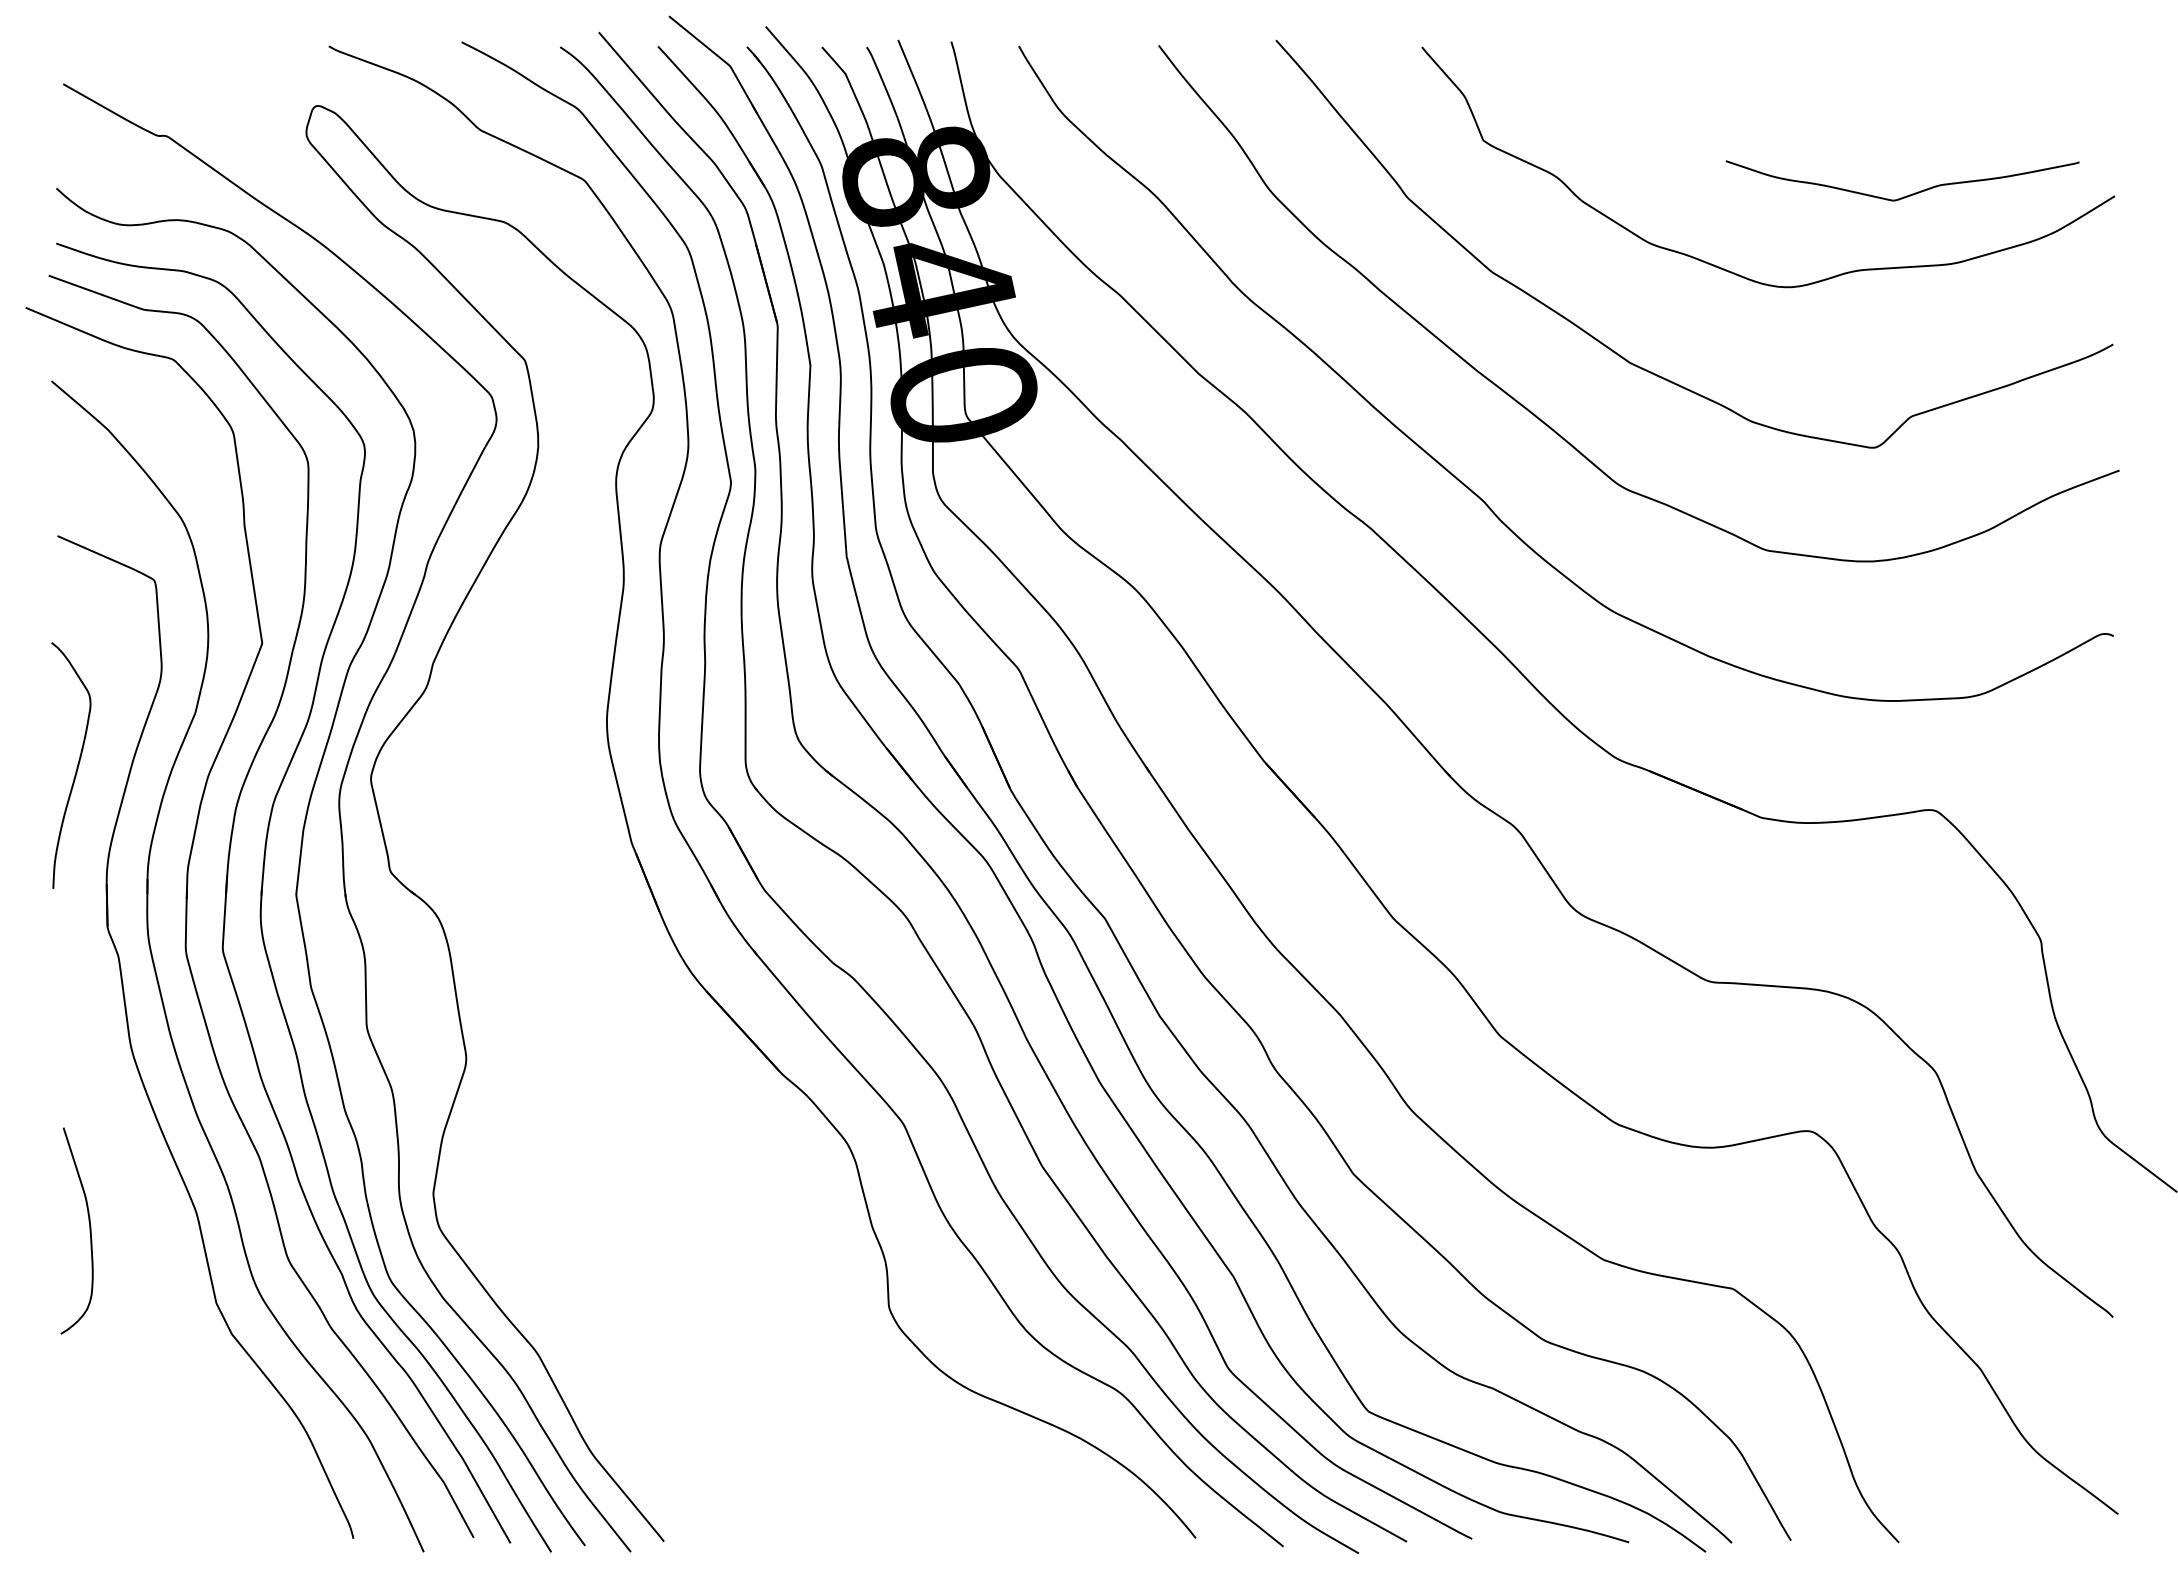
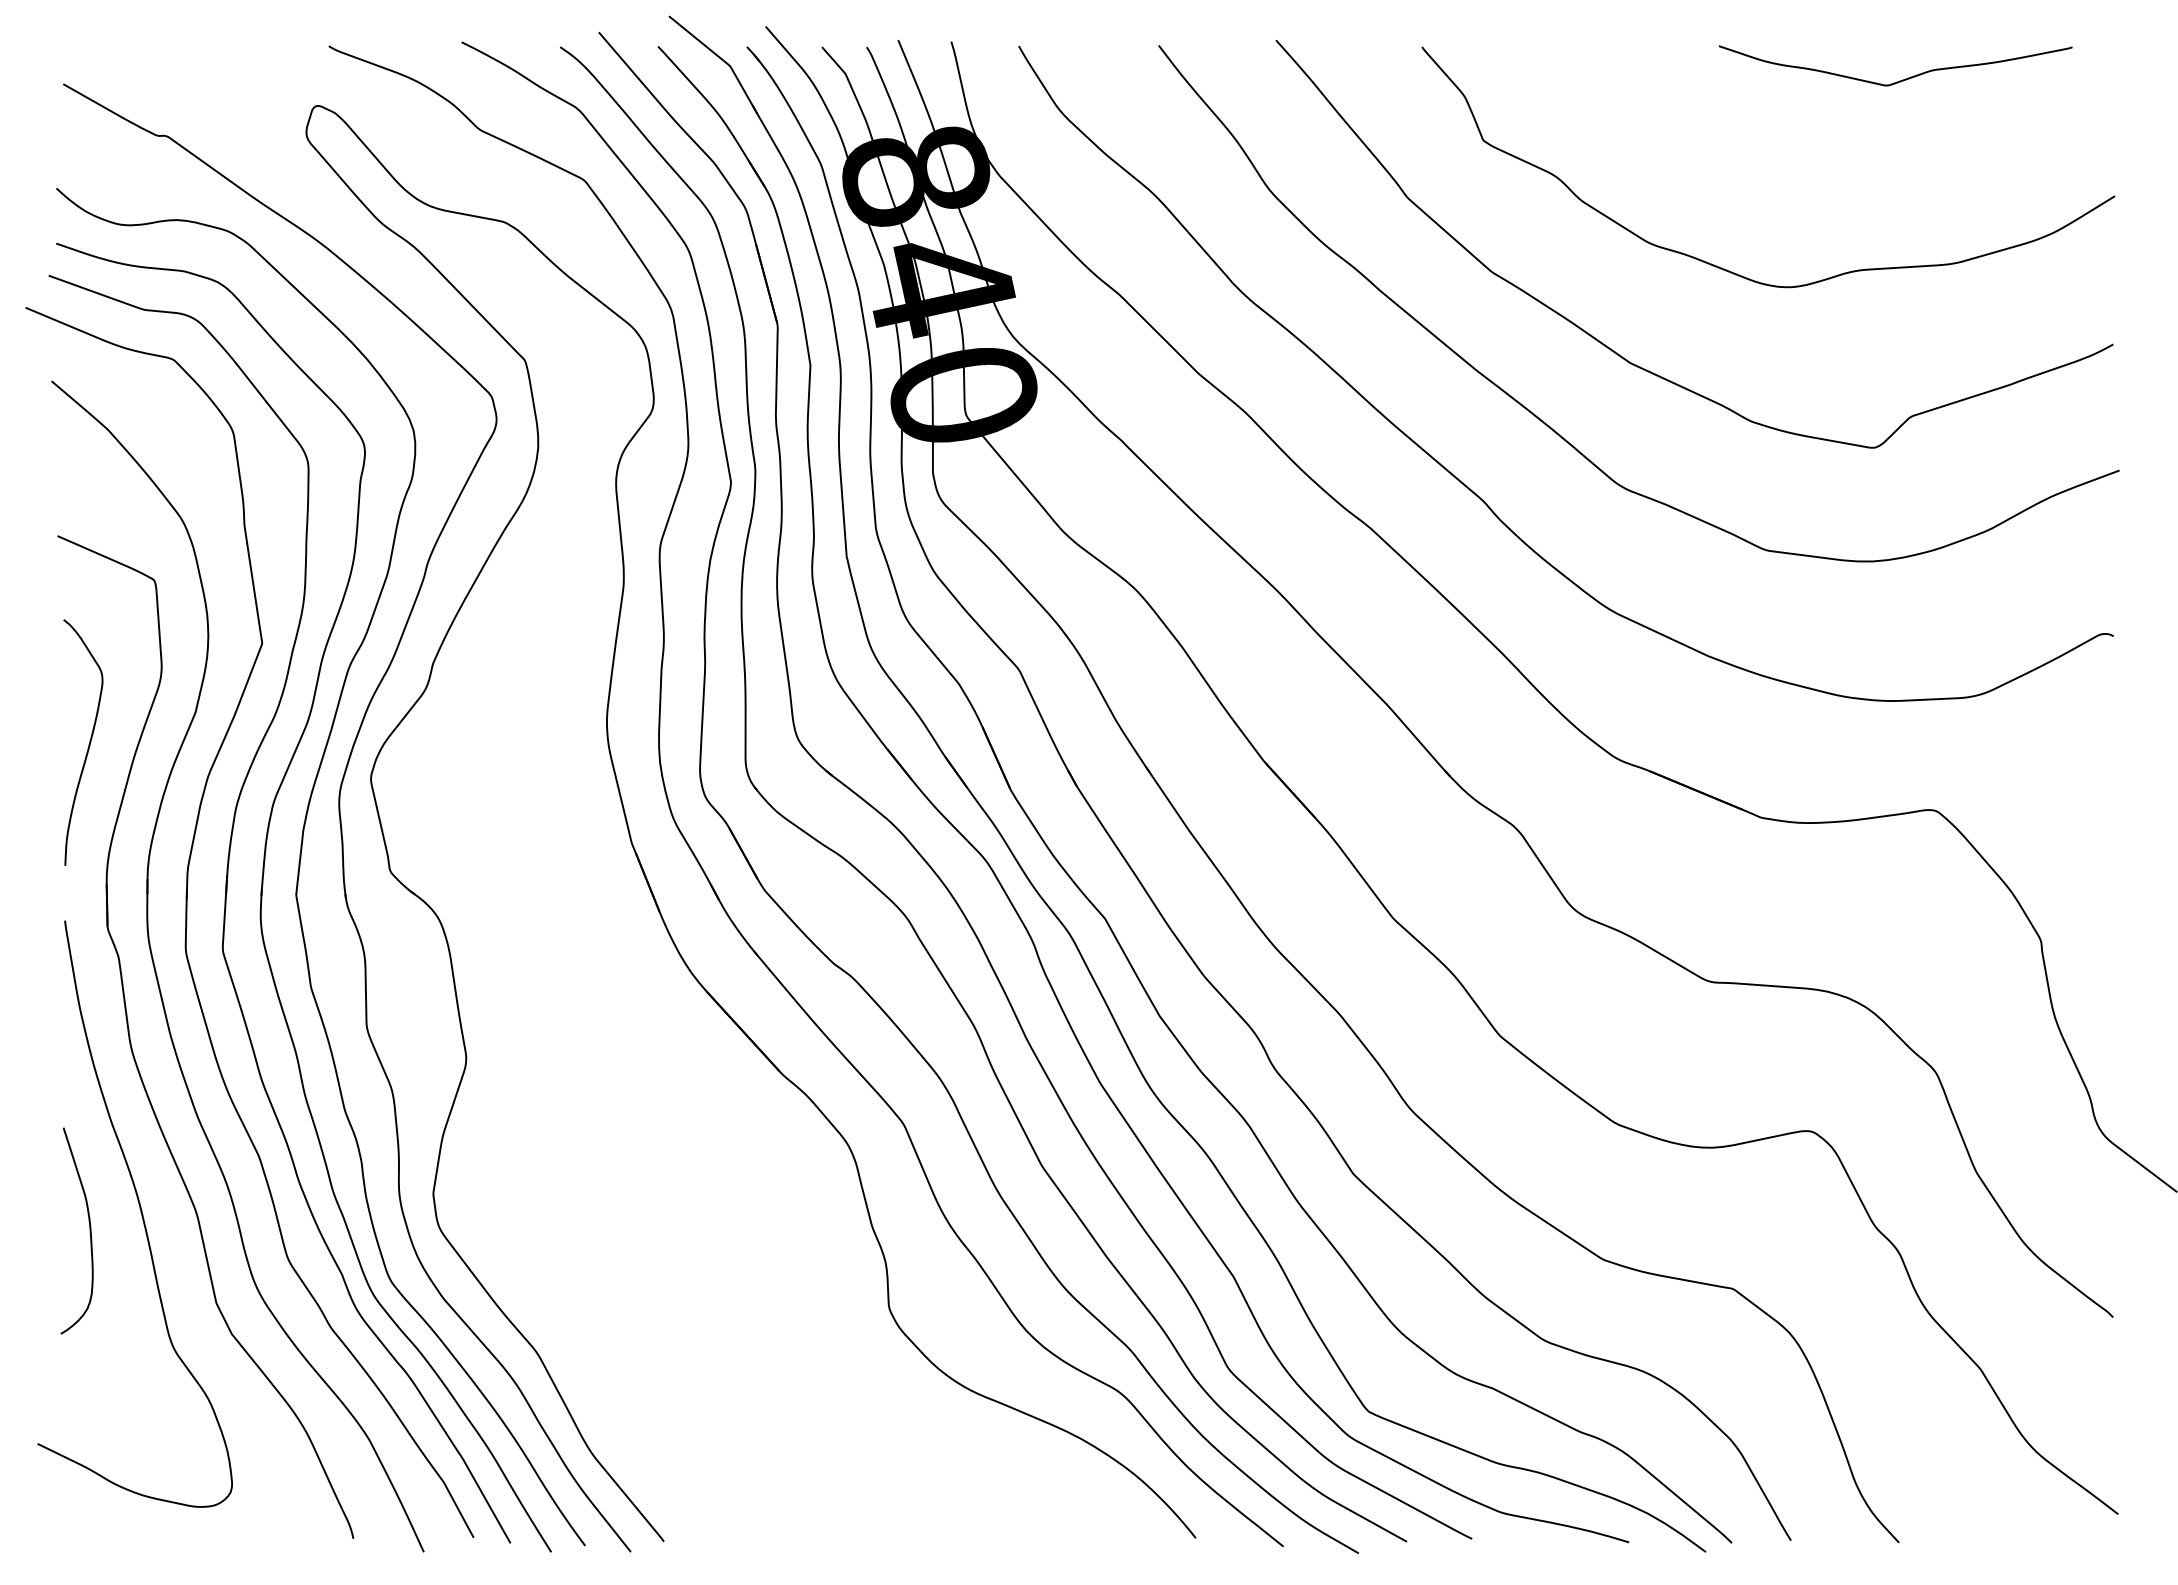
curve position: (1906, 195) -> (1899, 80) (1899, 80)
curve position: (76, 767) -> (88, 744) (88, 744)
curve: none -> present (140, 1212)
